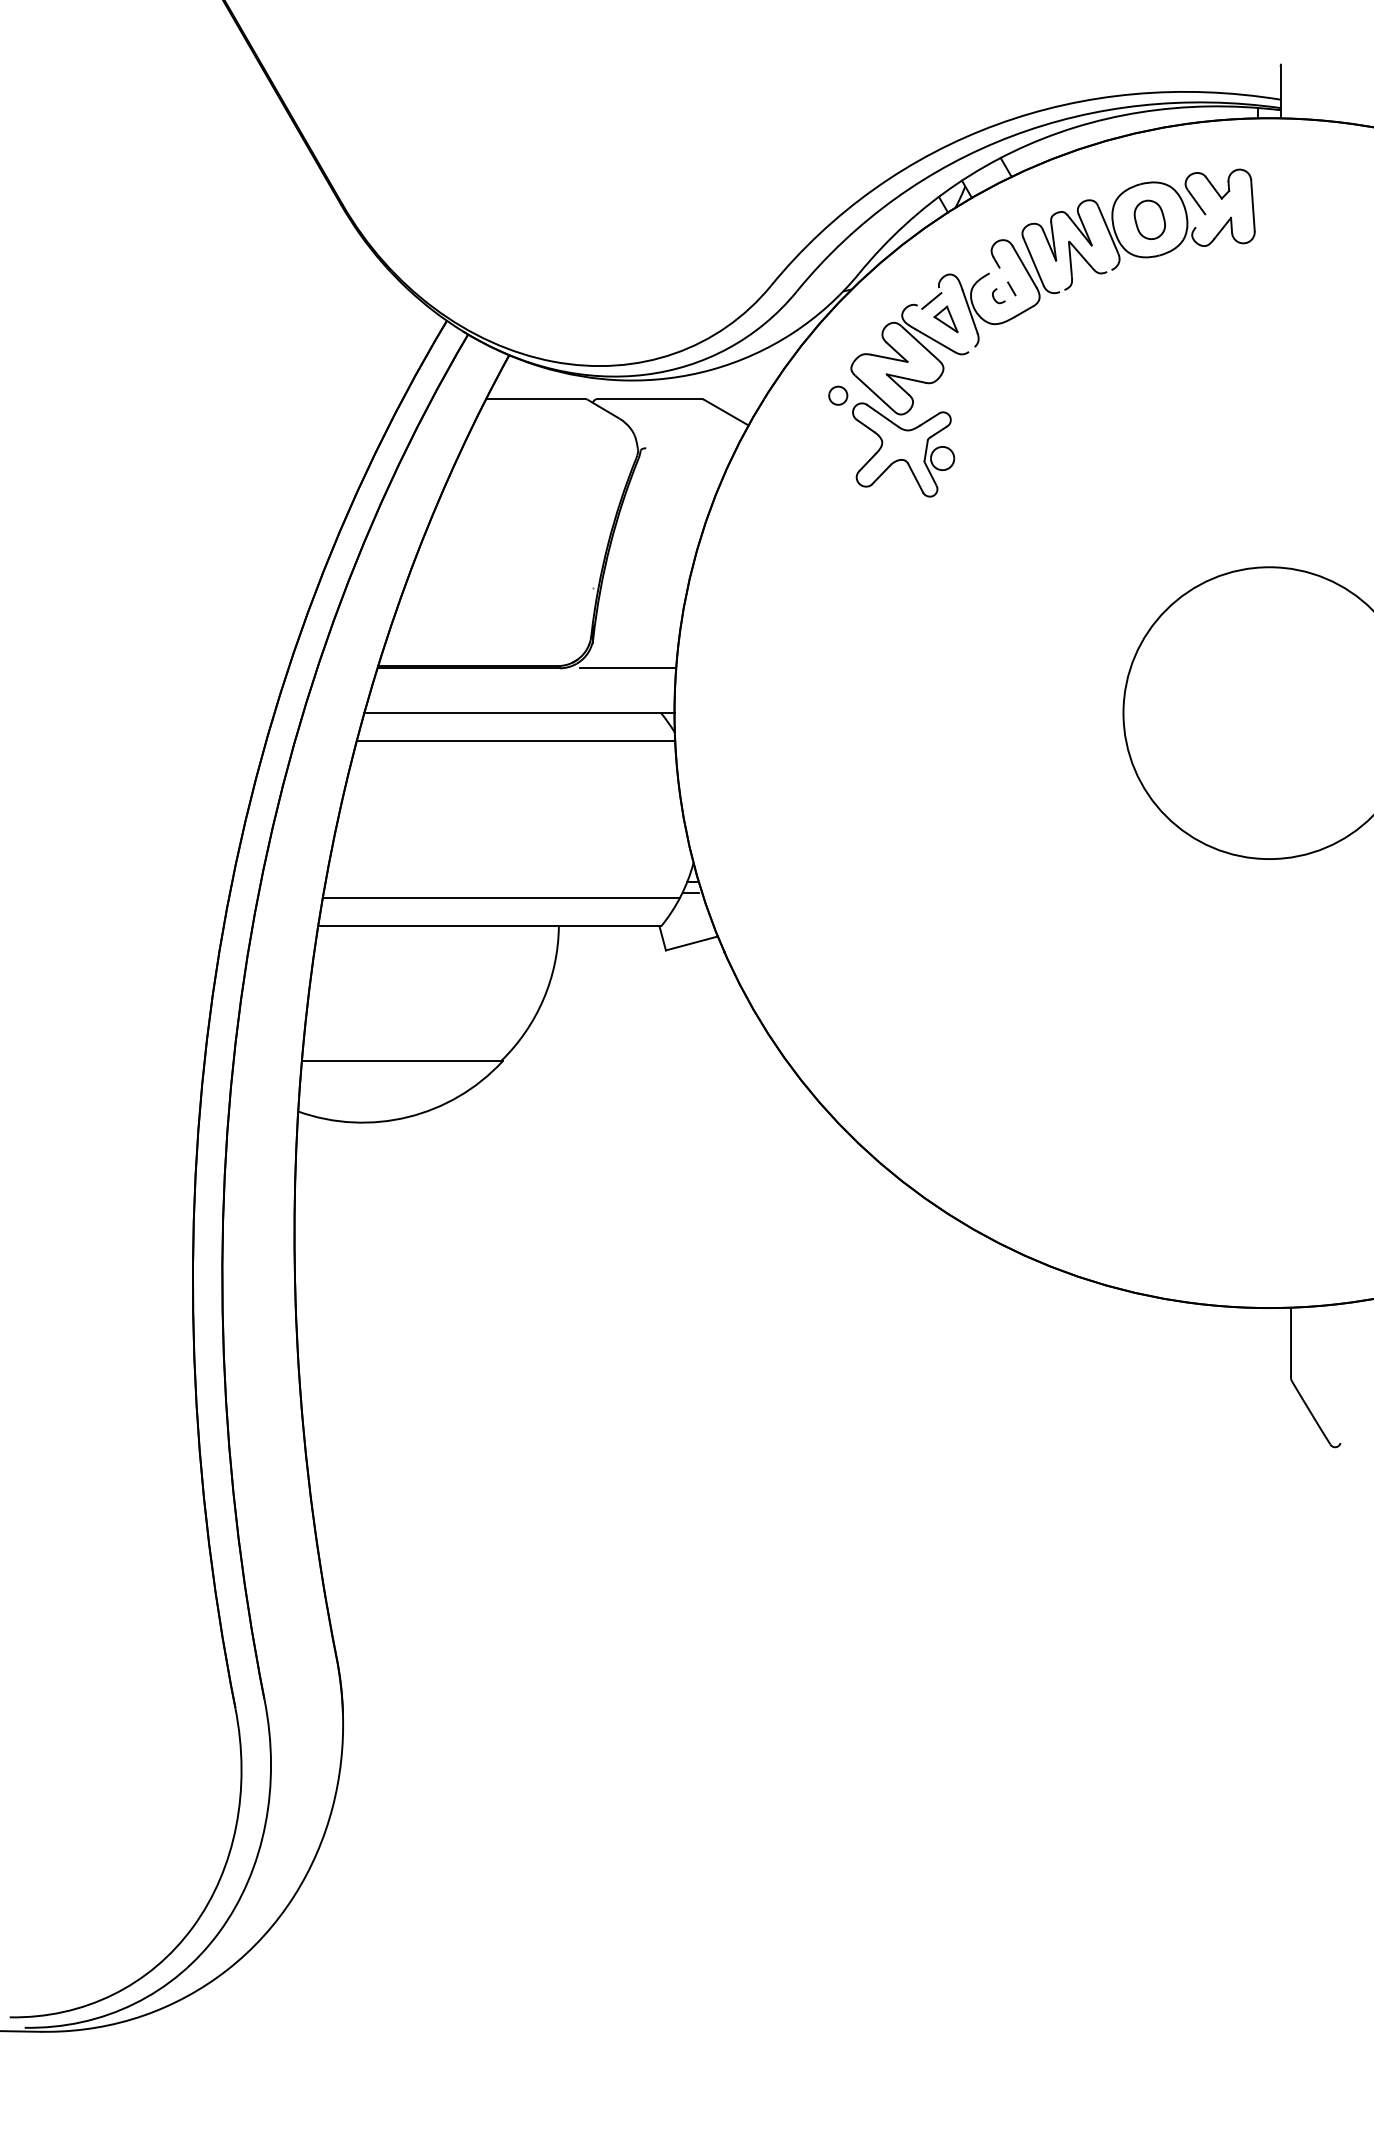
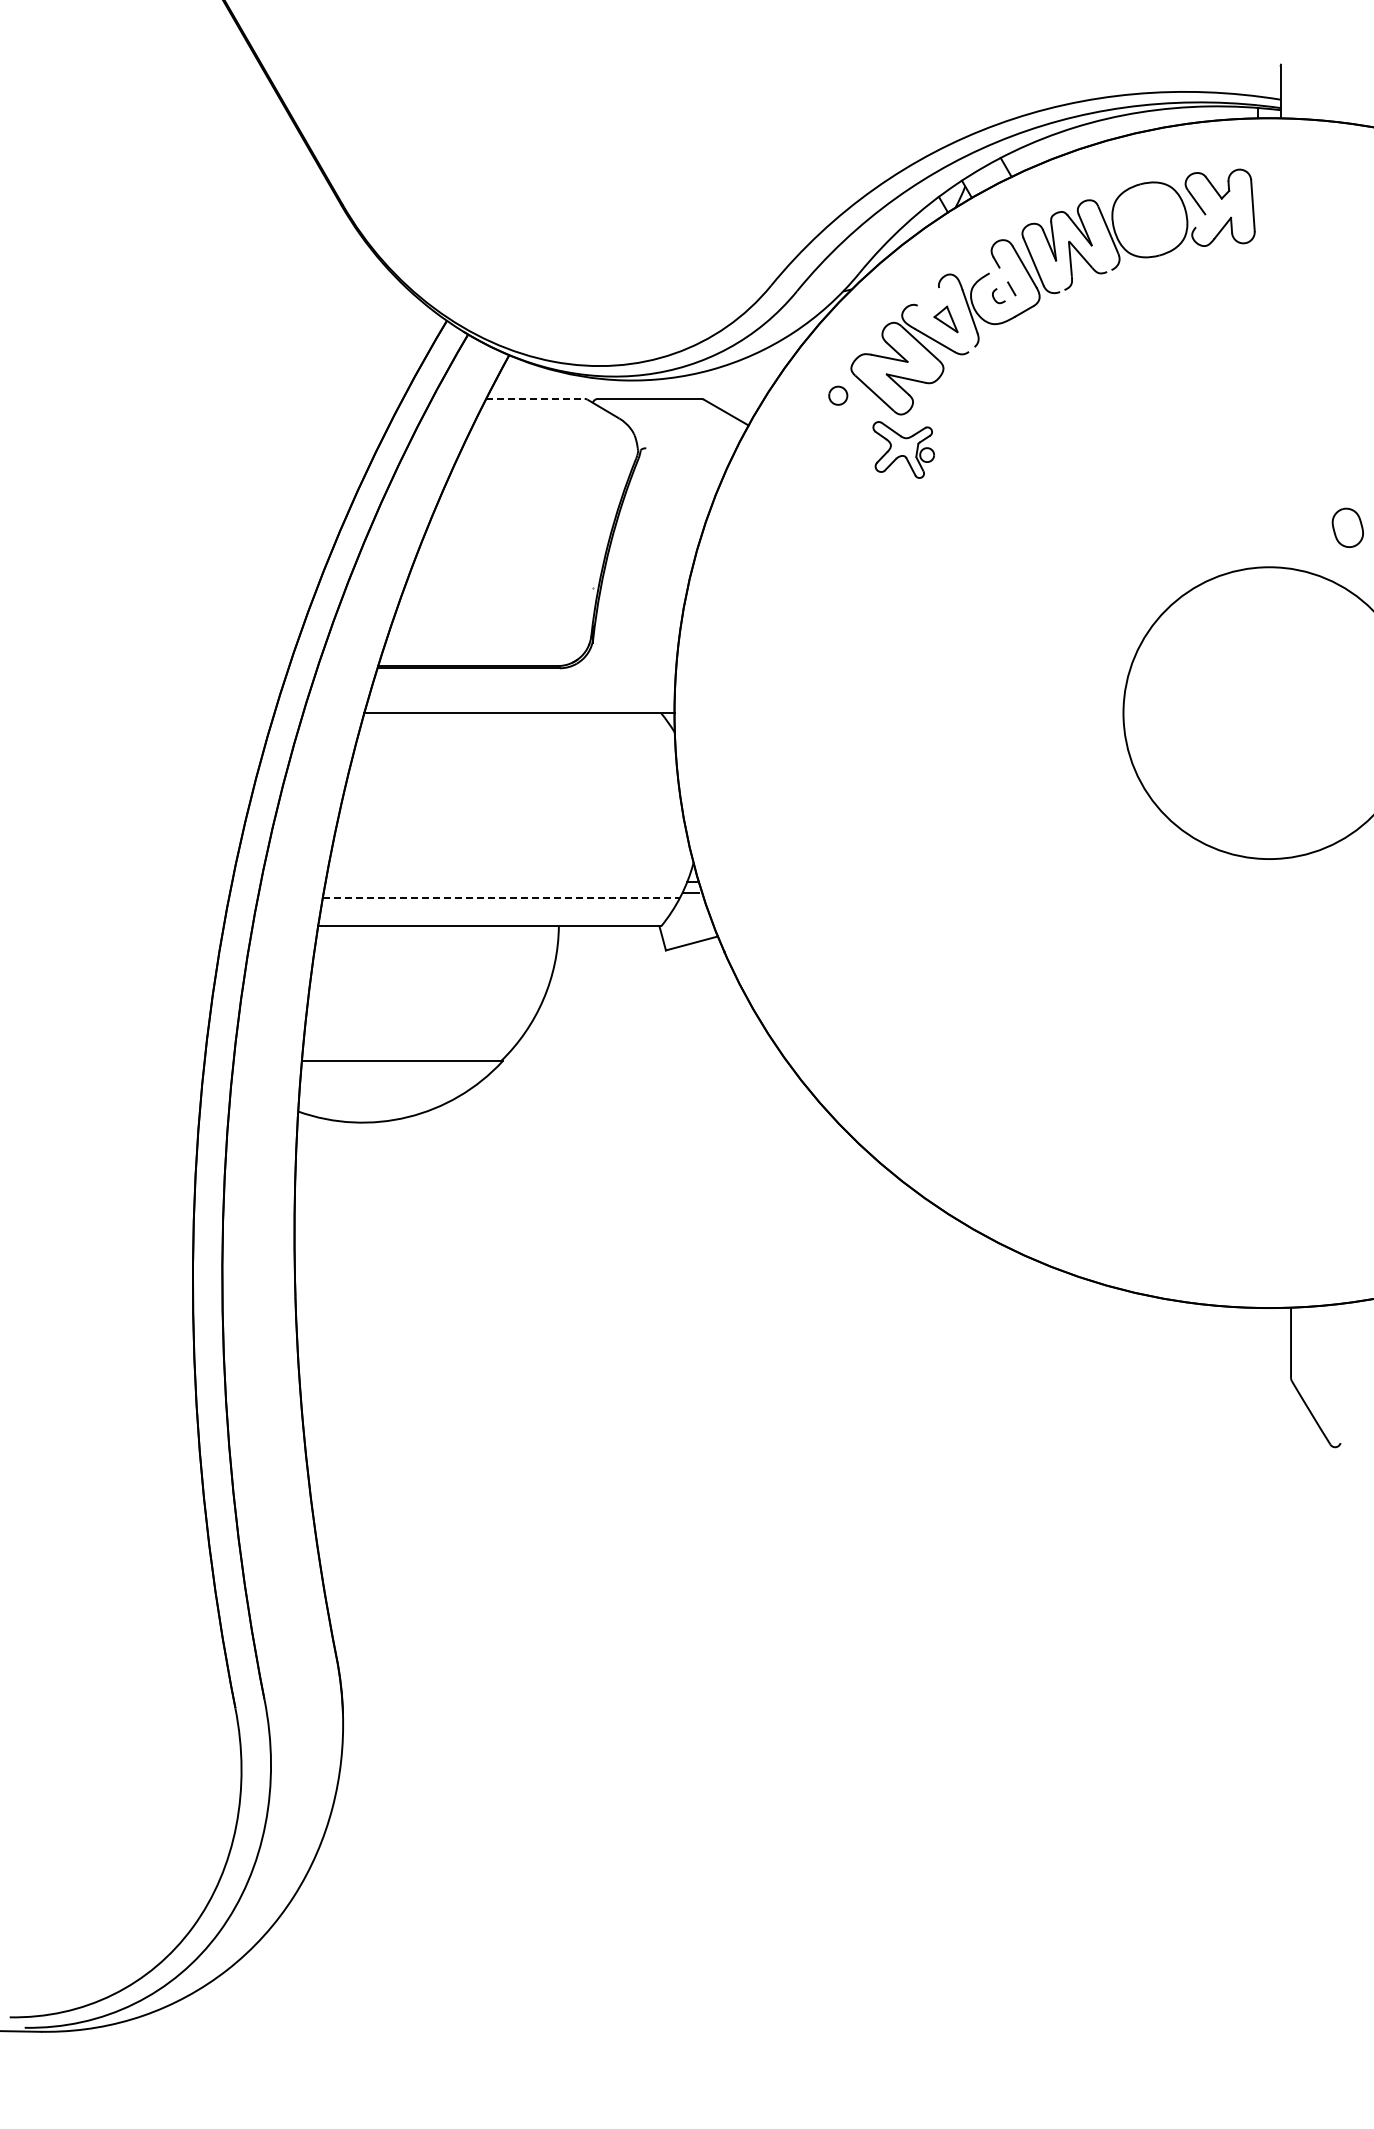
part position: (1149, 219) -> (1347, 527) (1347, 527)
line: present -> none (931, 300)
line: solid -> dashed (535, 398)
part size: 104x96 px -> 63x58 px (903, 449)
line: present -> none (628, 668)
line: present -> none (515, 741)
line: solid -> dashed (501, 898)
